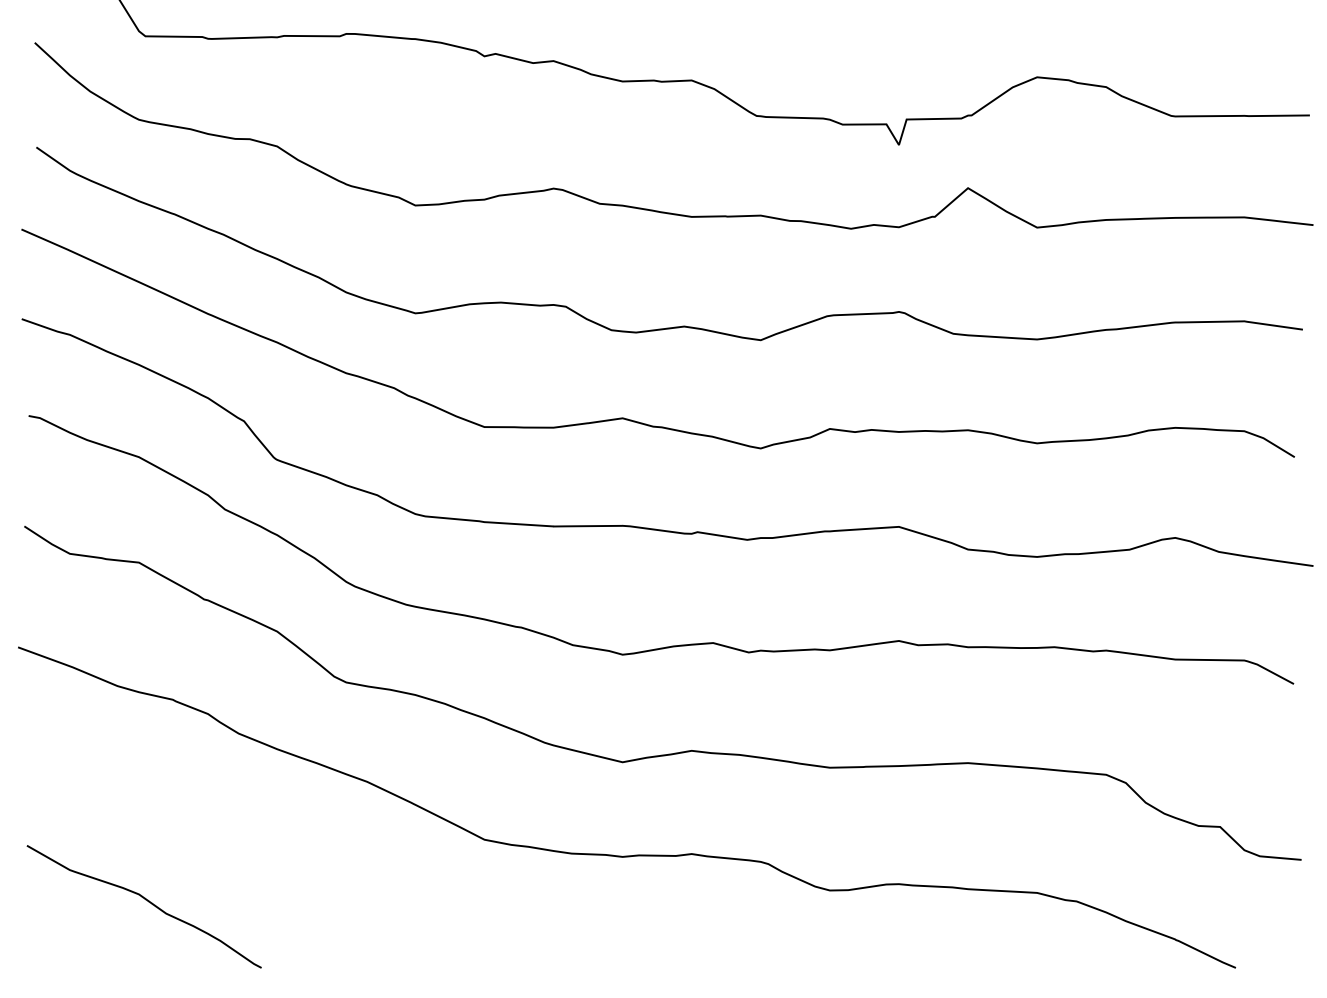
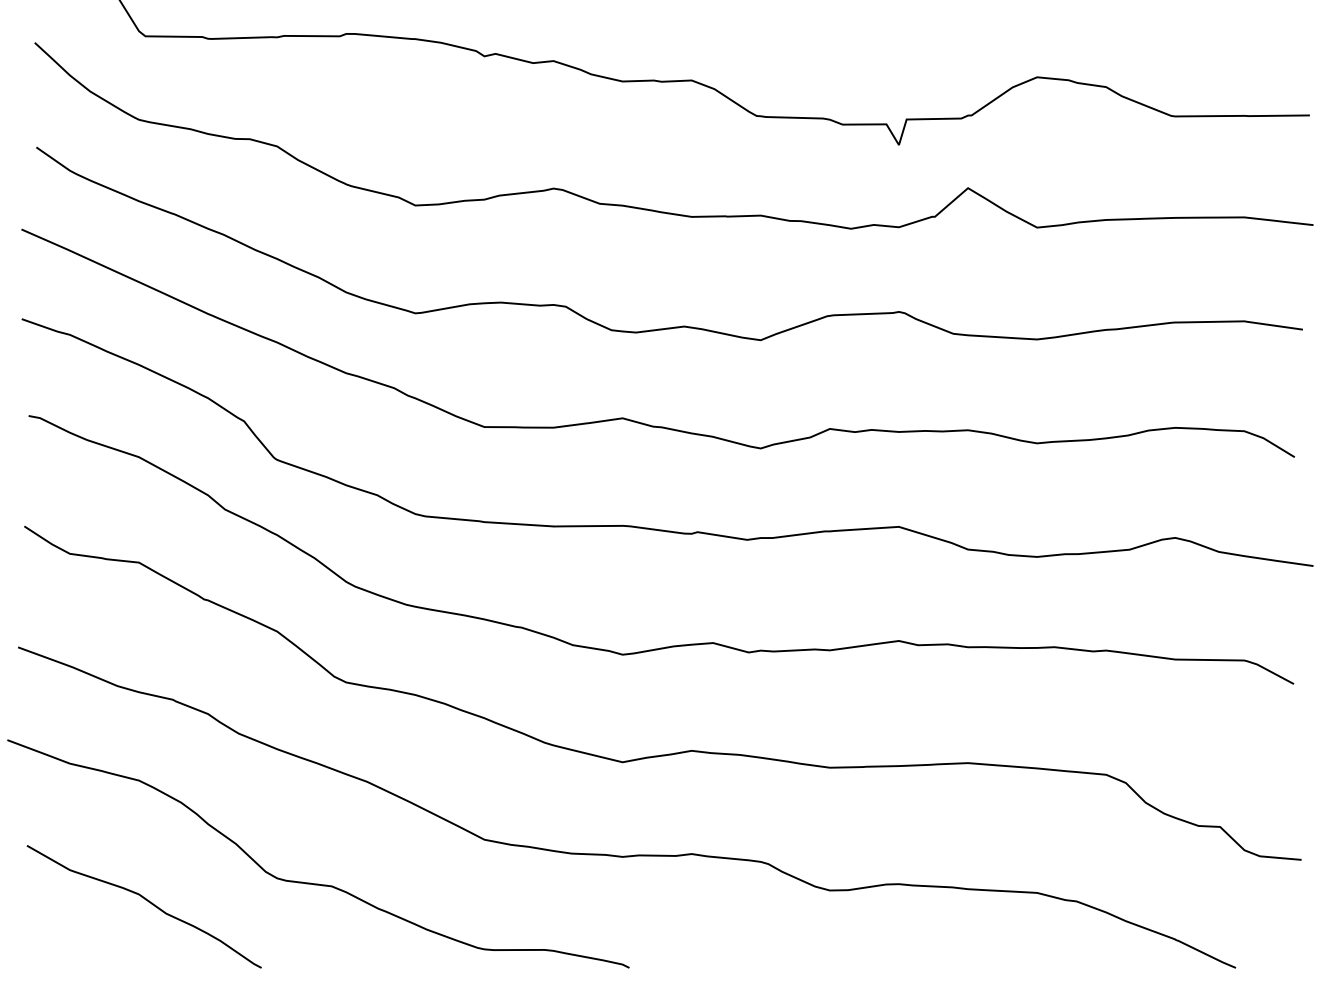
curve: none -> present (318, 883)
